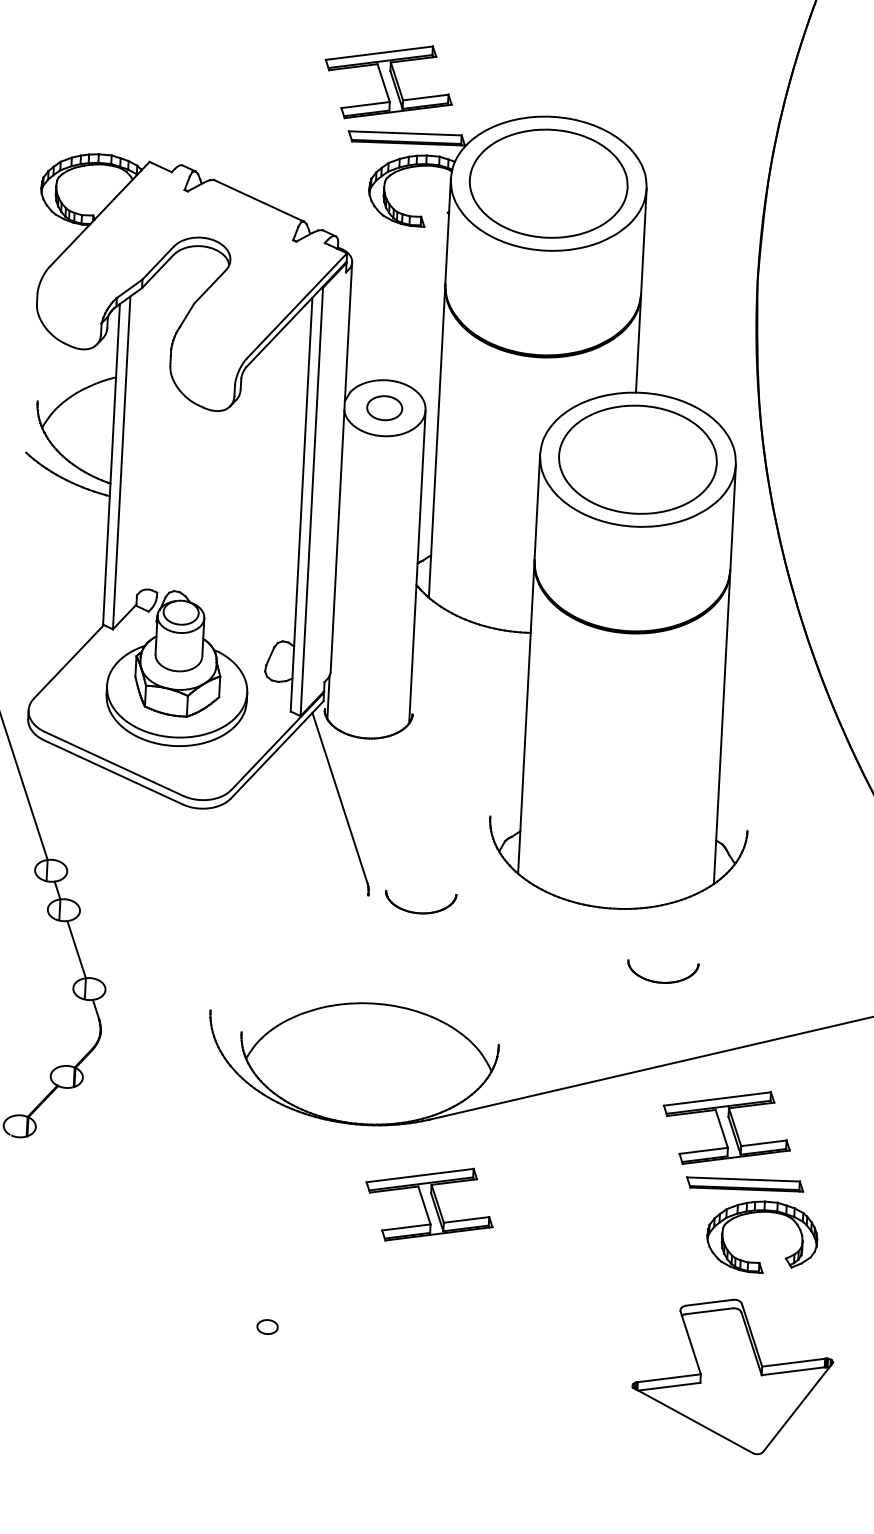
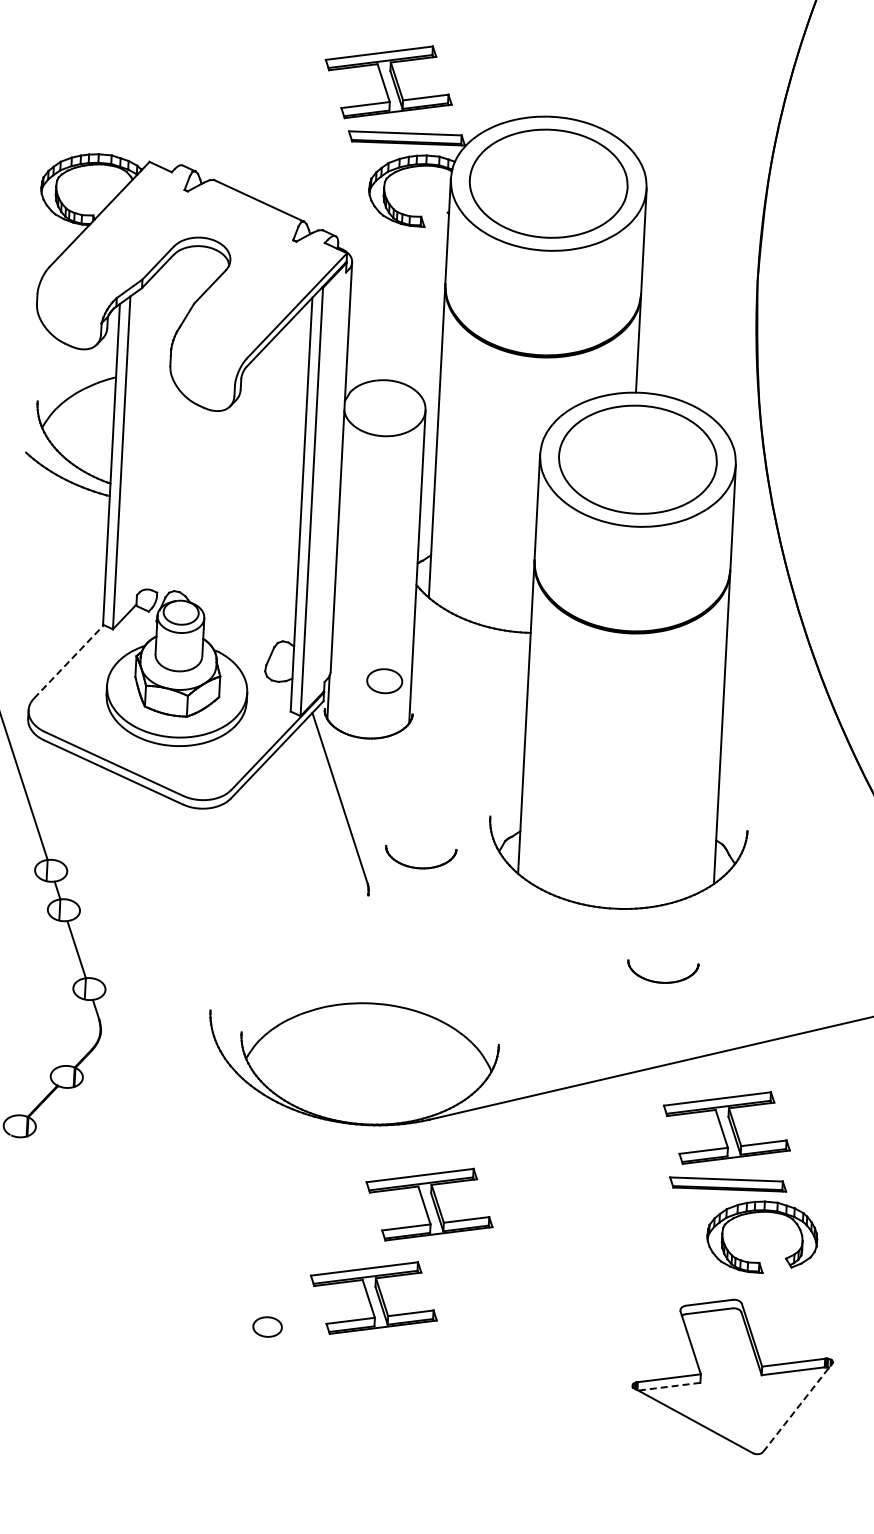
part position: (384, 408) -> (384, 681) (384, 681)
line: solid -> dashed (68, 661)
part position: (421, 912) -> (421, 867) (421, 867)
part position: (745, 1184) -> (728, 1184) (728, 1184)
part: none -> present (373, 1297)
part size: 23x16 px -> 31x22 px (267, 1326)
line: solid -> dashed (668, 1386)
line: solid -> dashed (798, 1407)
